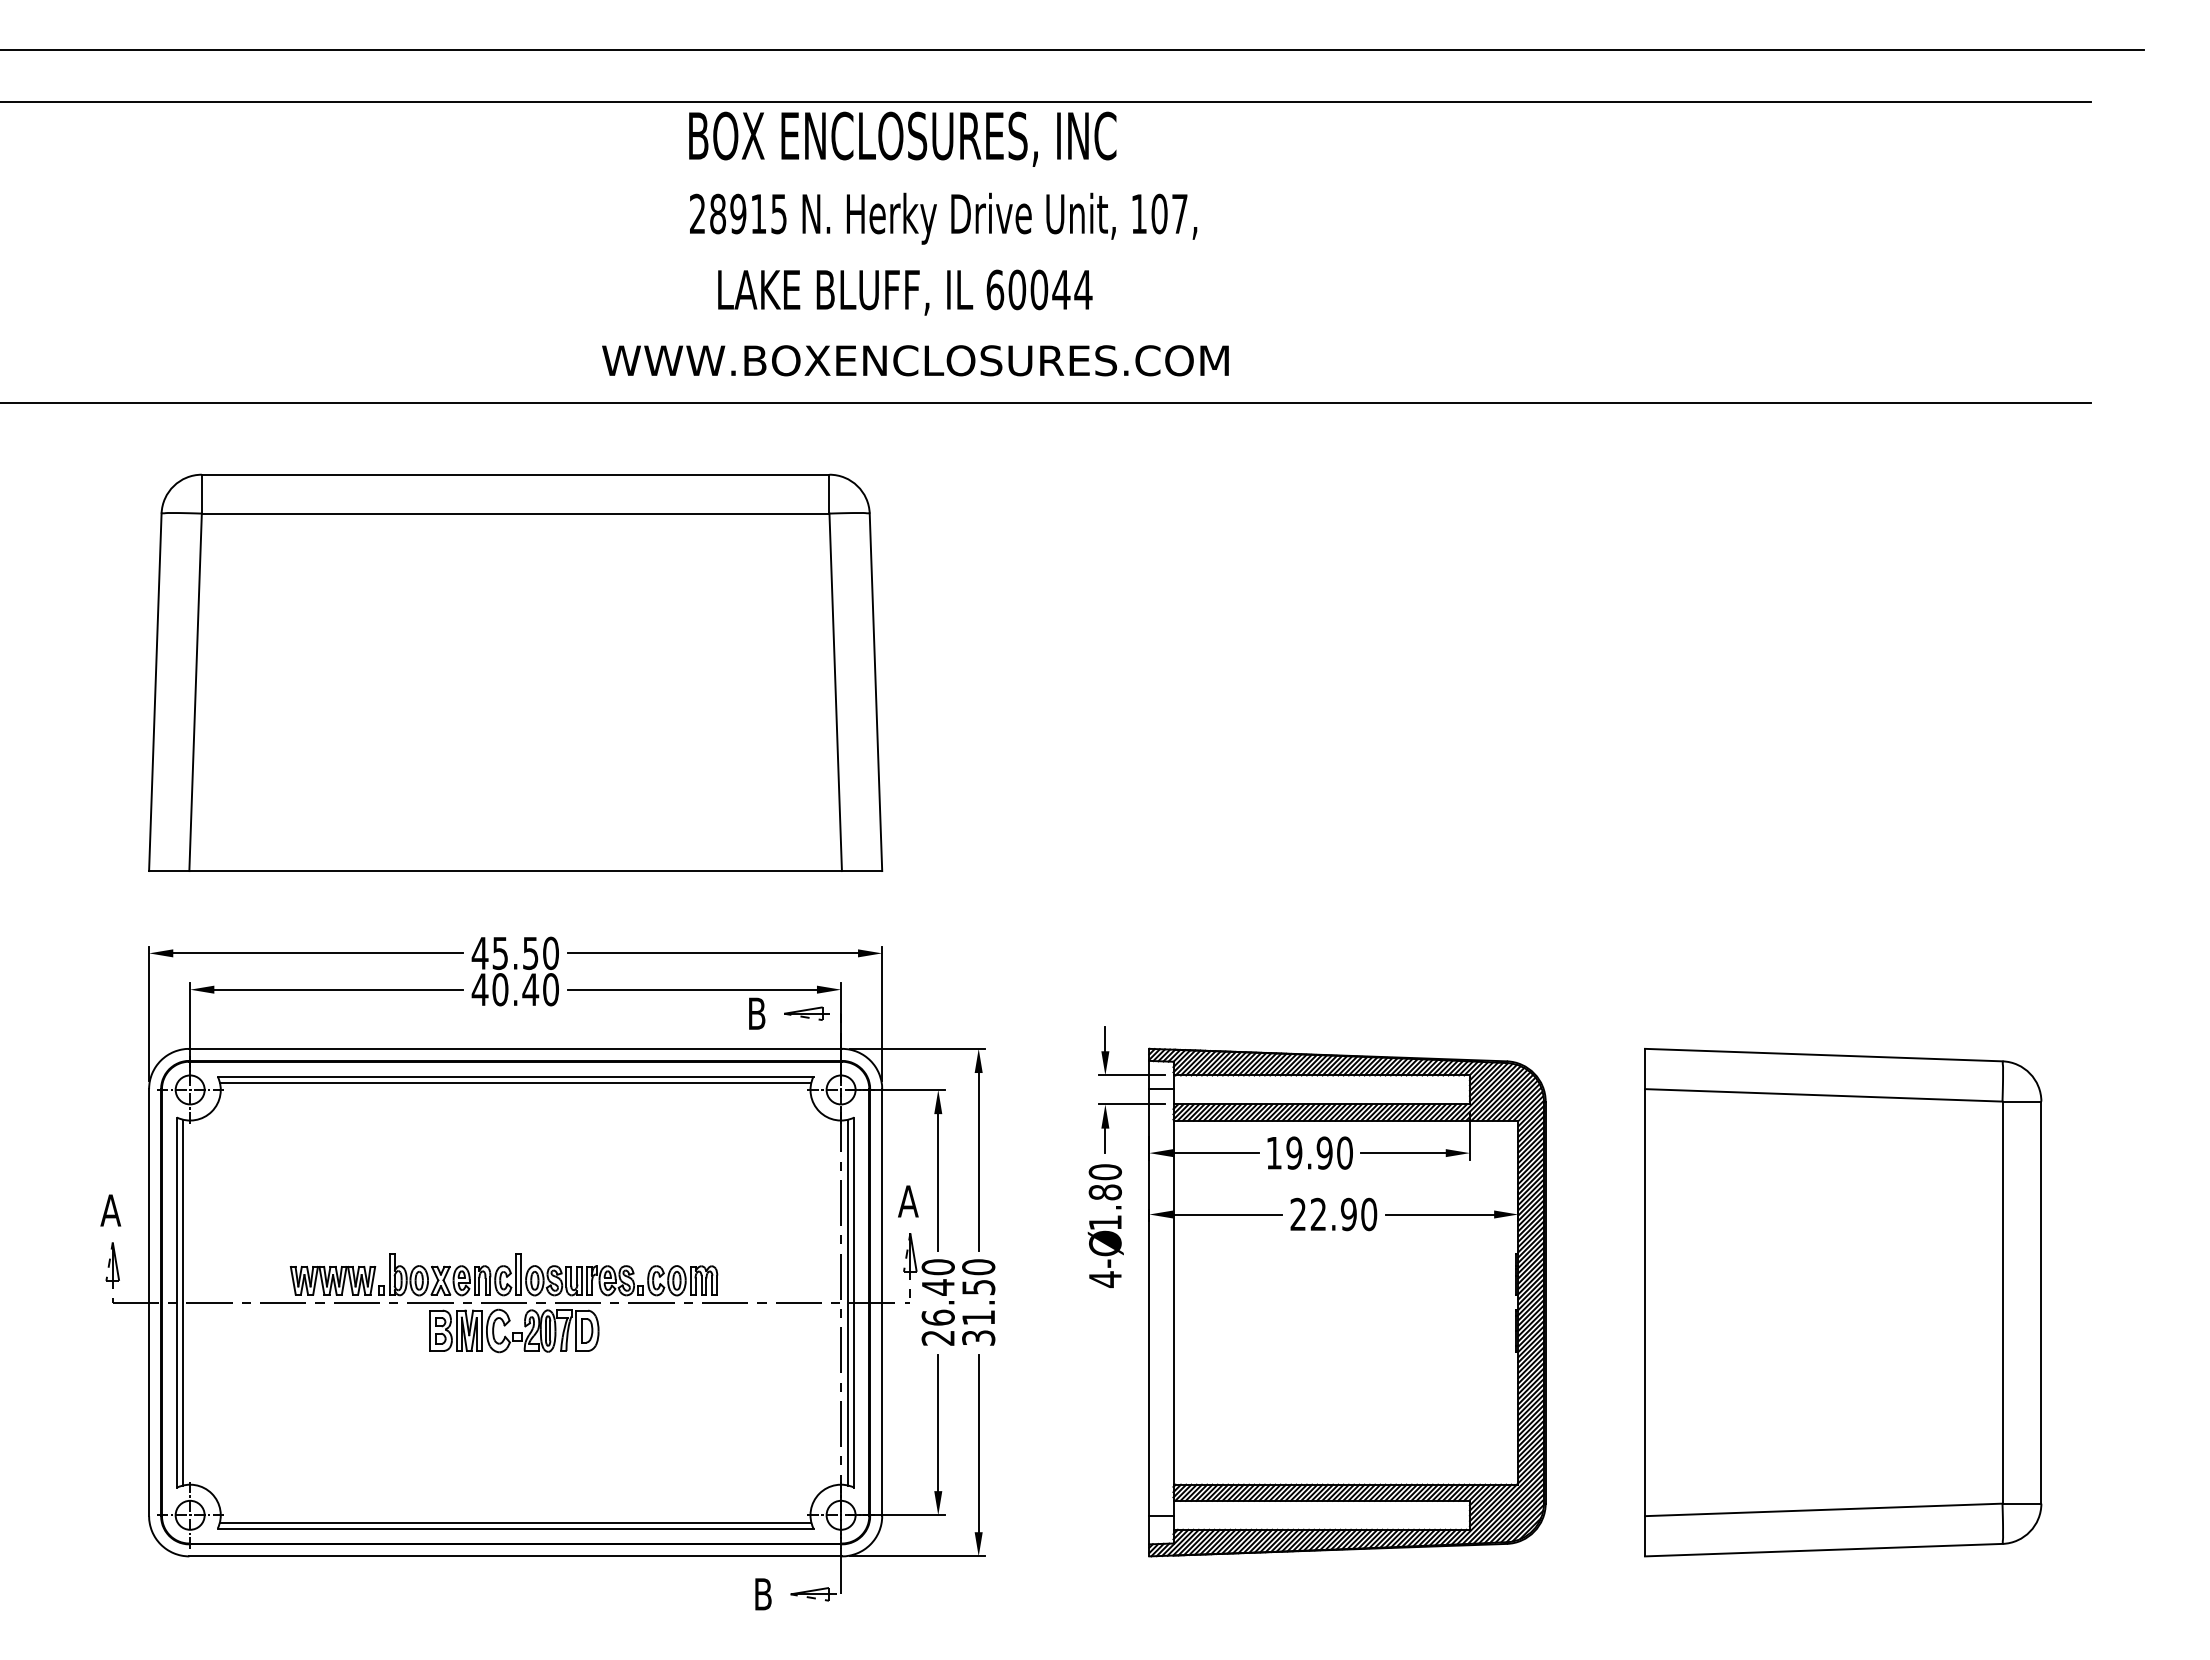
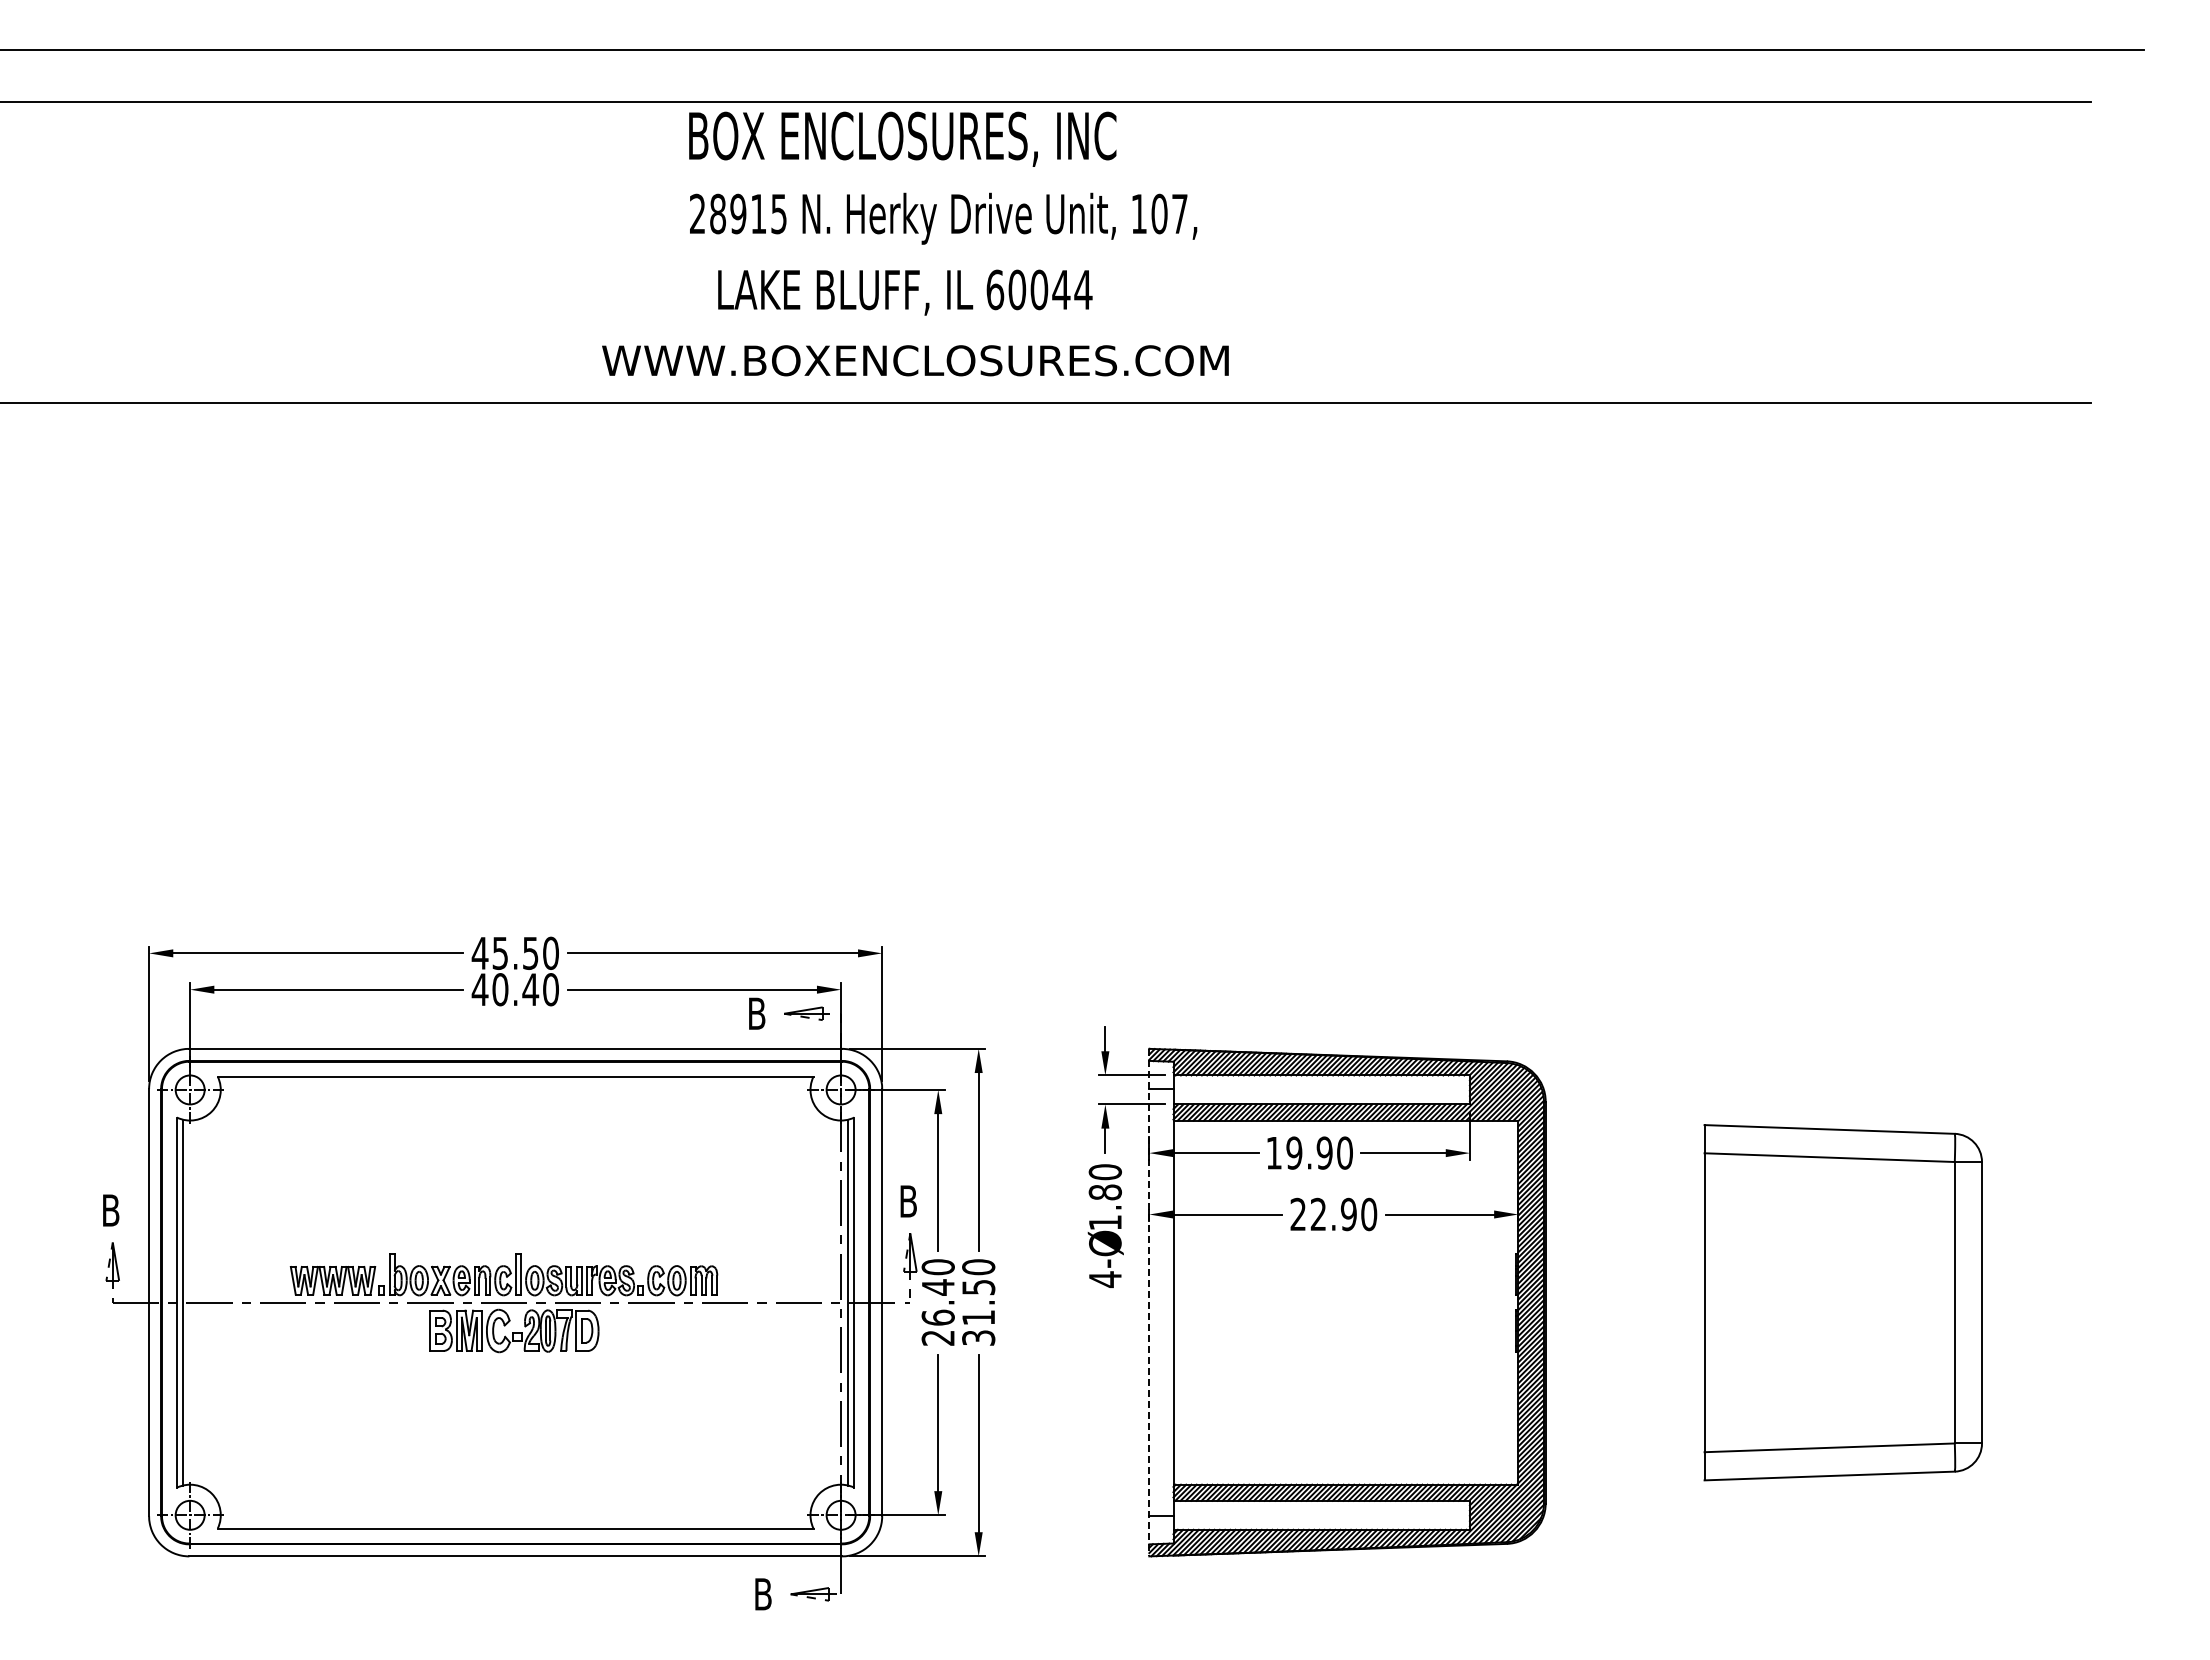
part: present -> none (515, 672)
line: present -> none (515, 1082)
text: A -> B (908, 1201)
text: A -> B (110, 1210)
line: solid -> dashed (1149, 1302)
part size: 399x510 px -> 280x358 px (1842, 1302)
line: present -> none (515, 1522)
